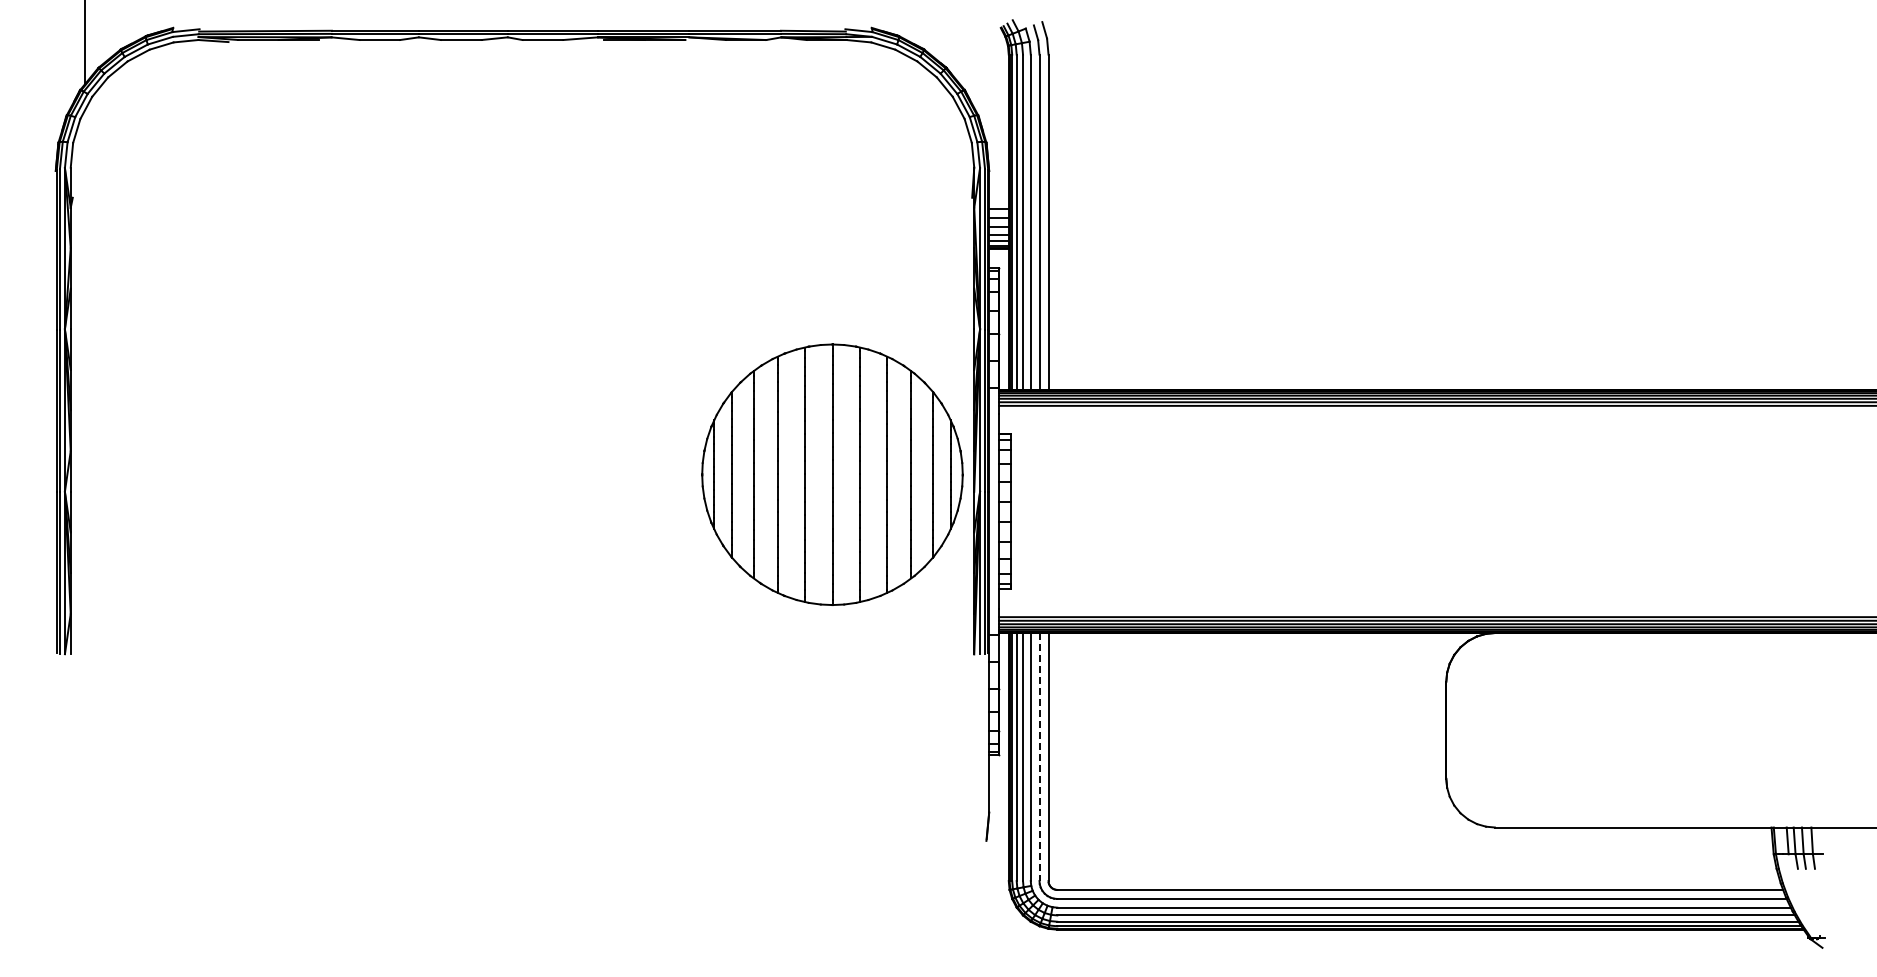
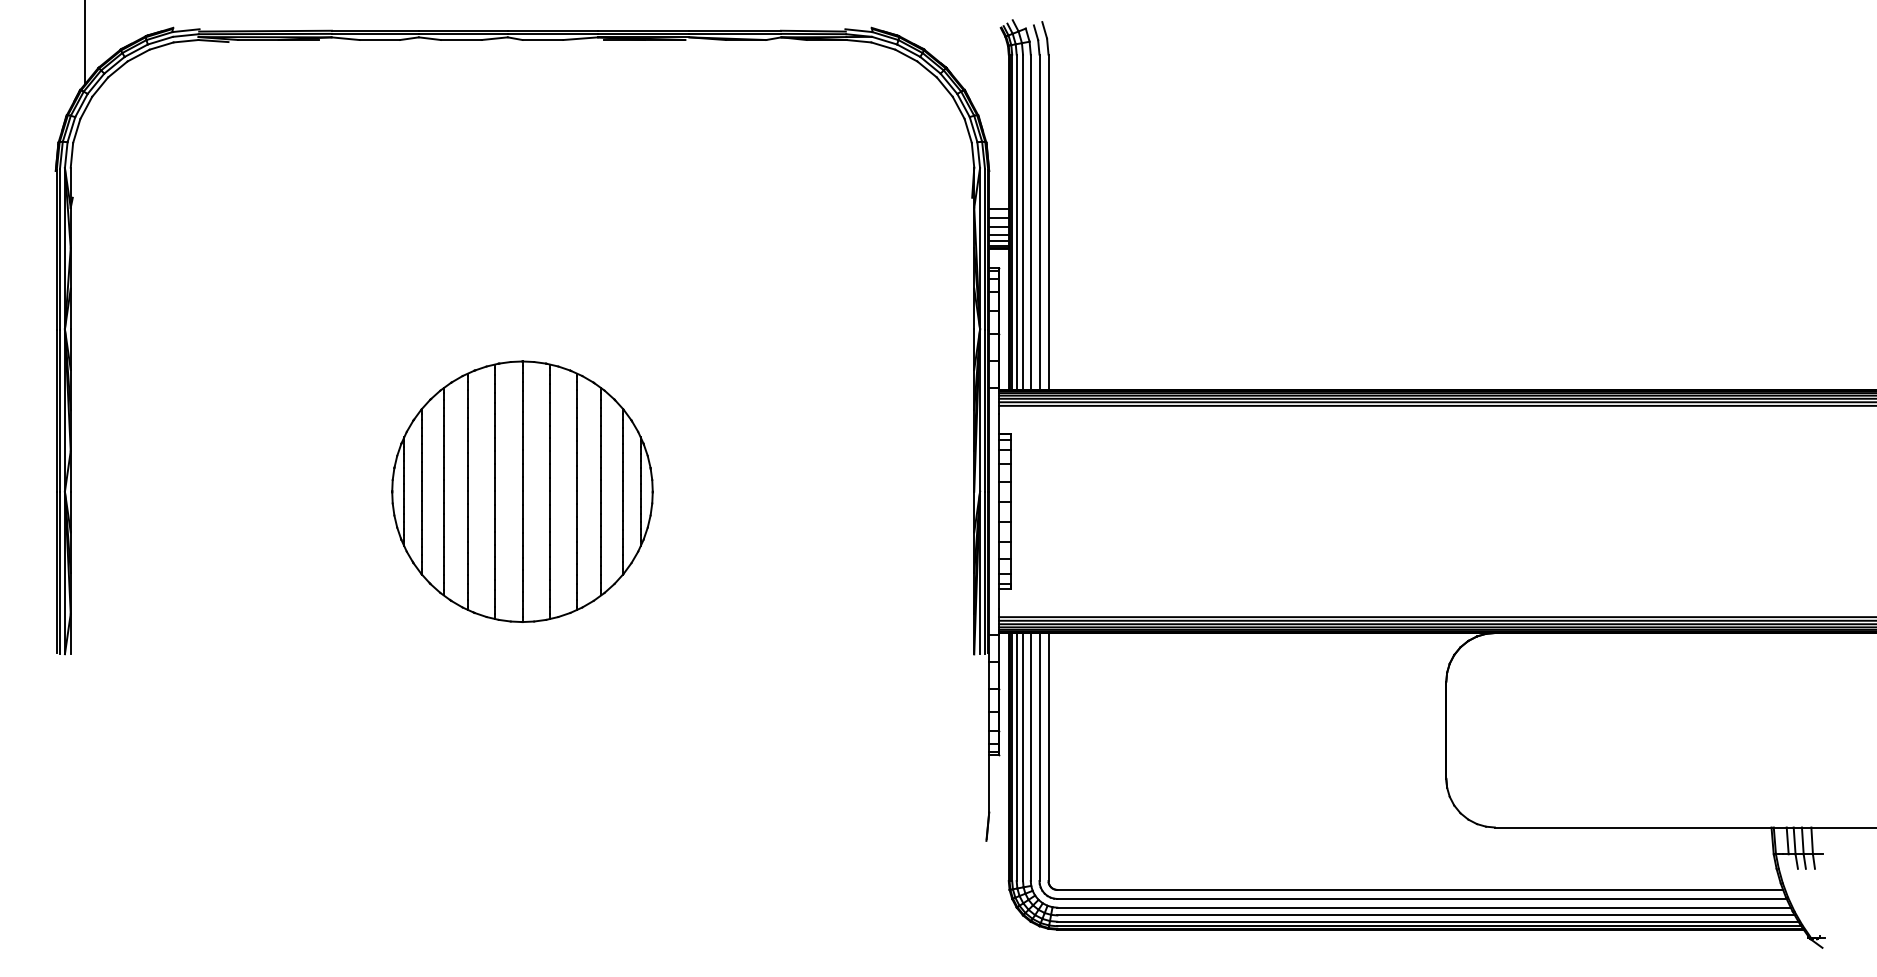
part position: (832, 474) -> (522, 491) (522, 491)
line: dashed -> solid (1039, 757)
